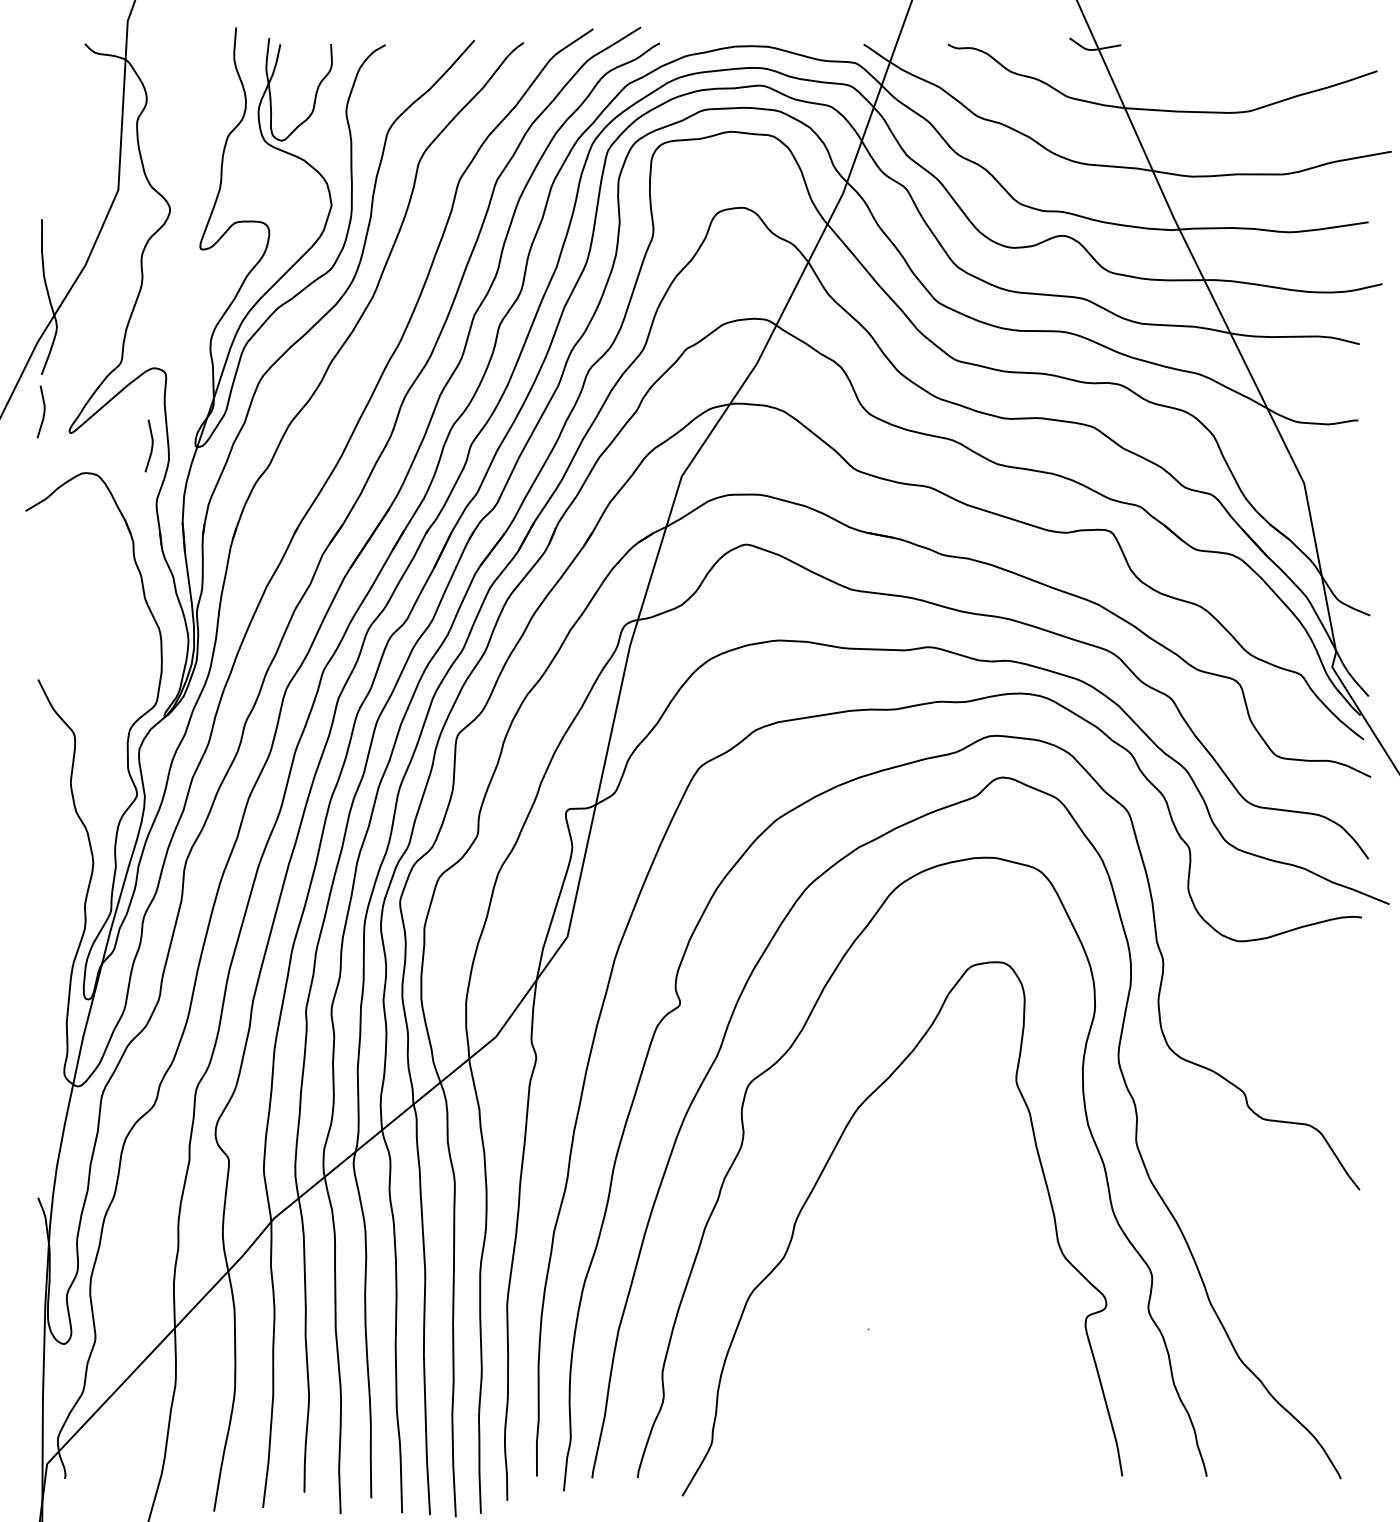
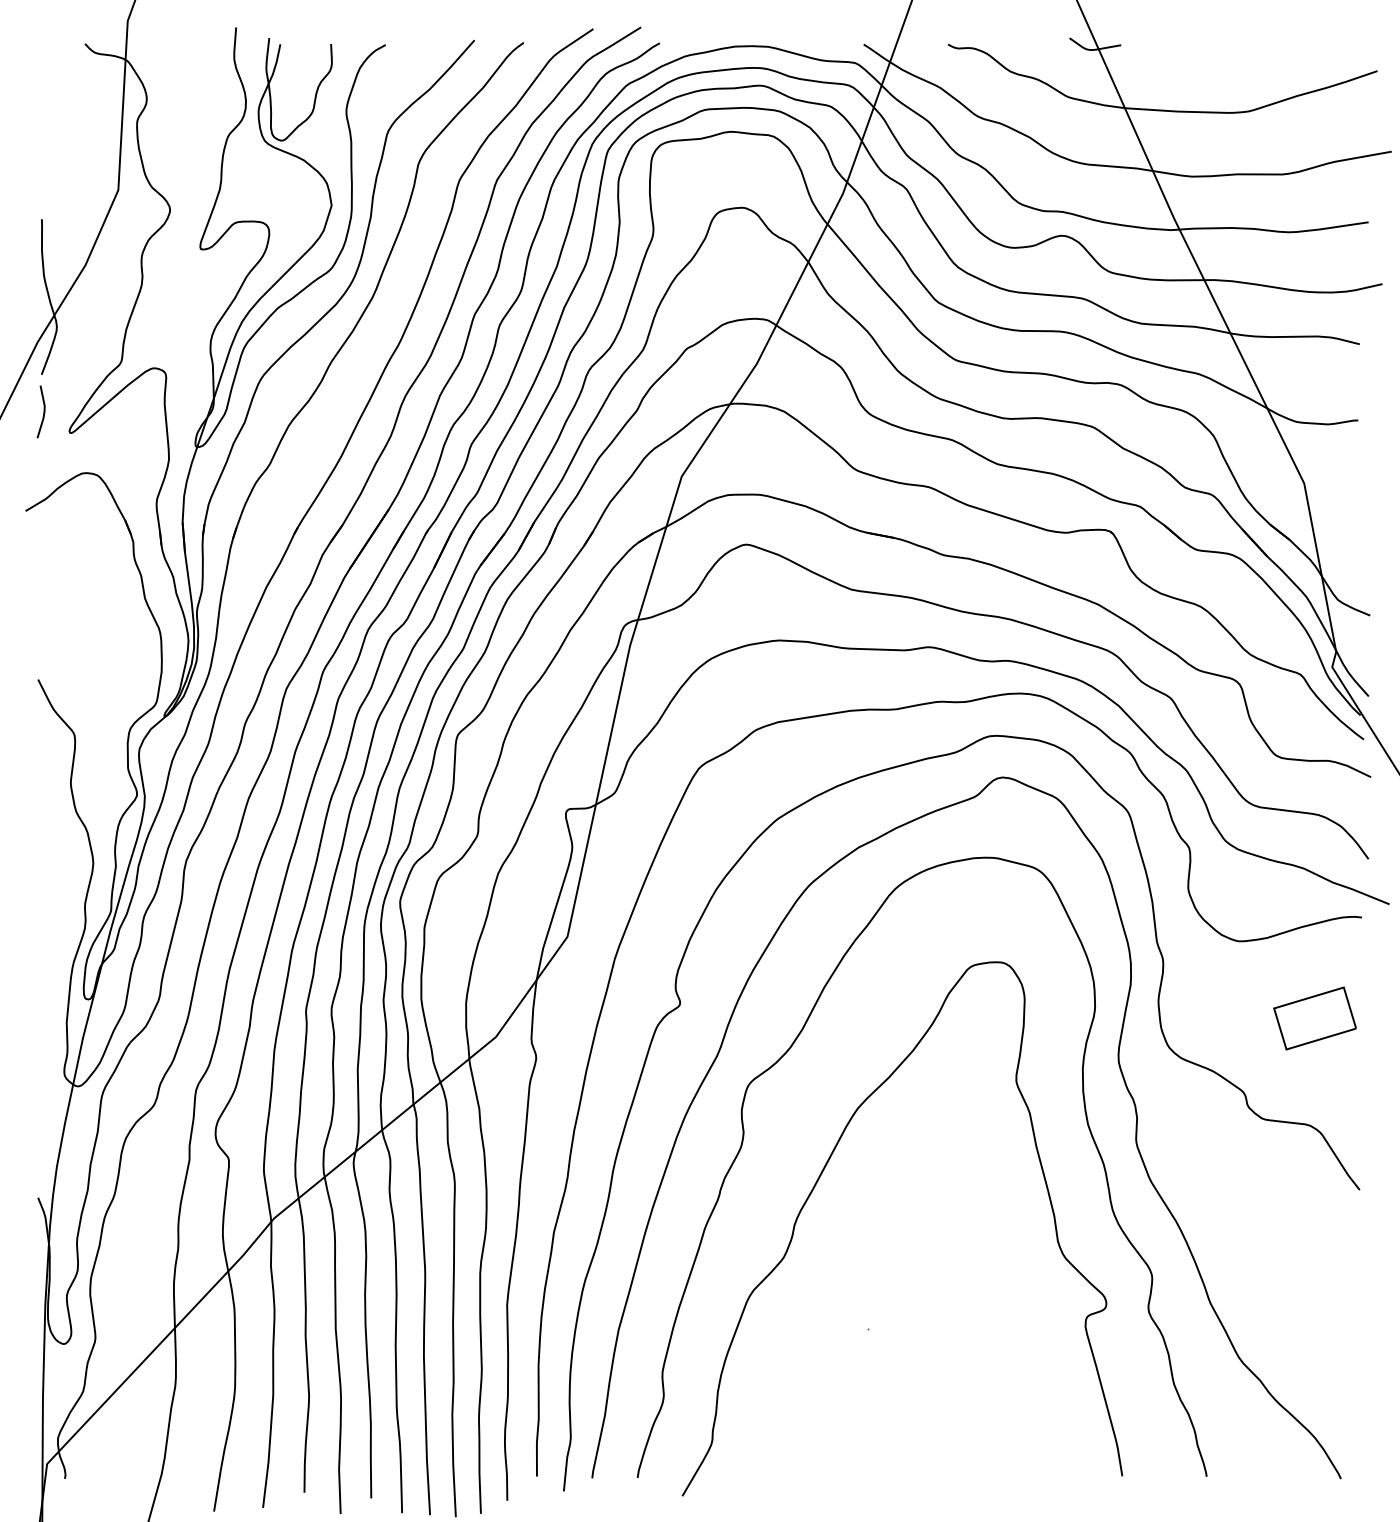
line: present -> none (151, 445)
part: none -> present (1314, 1018)
